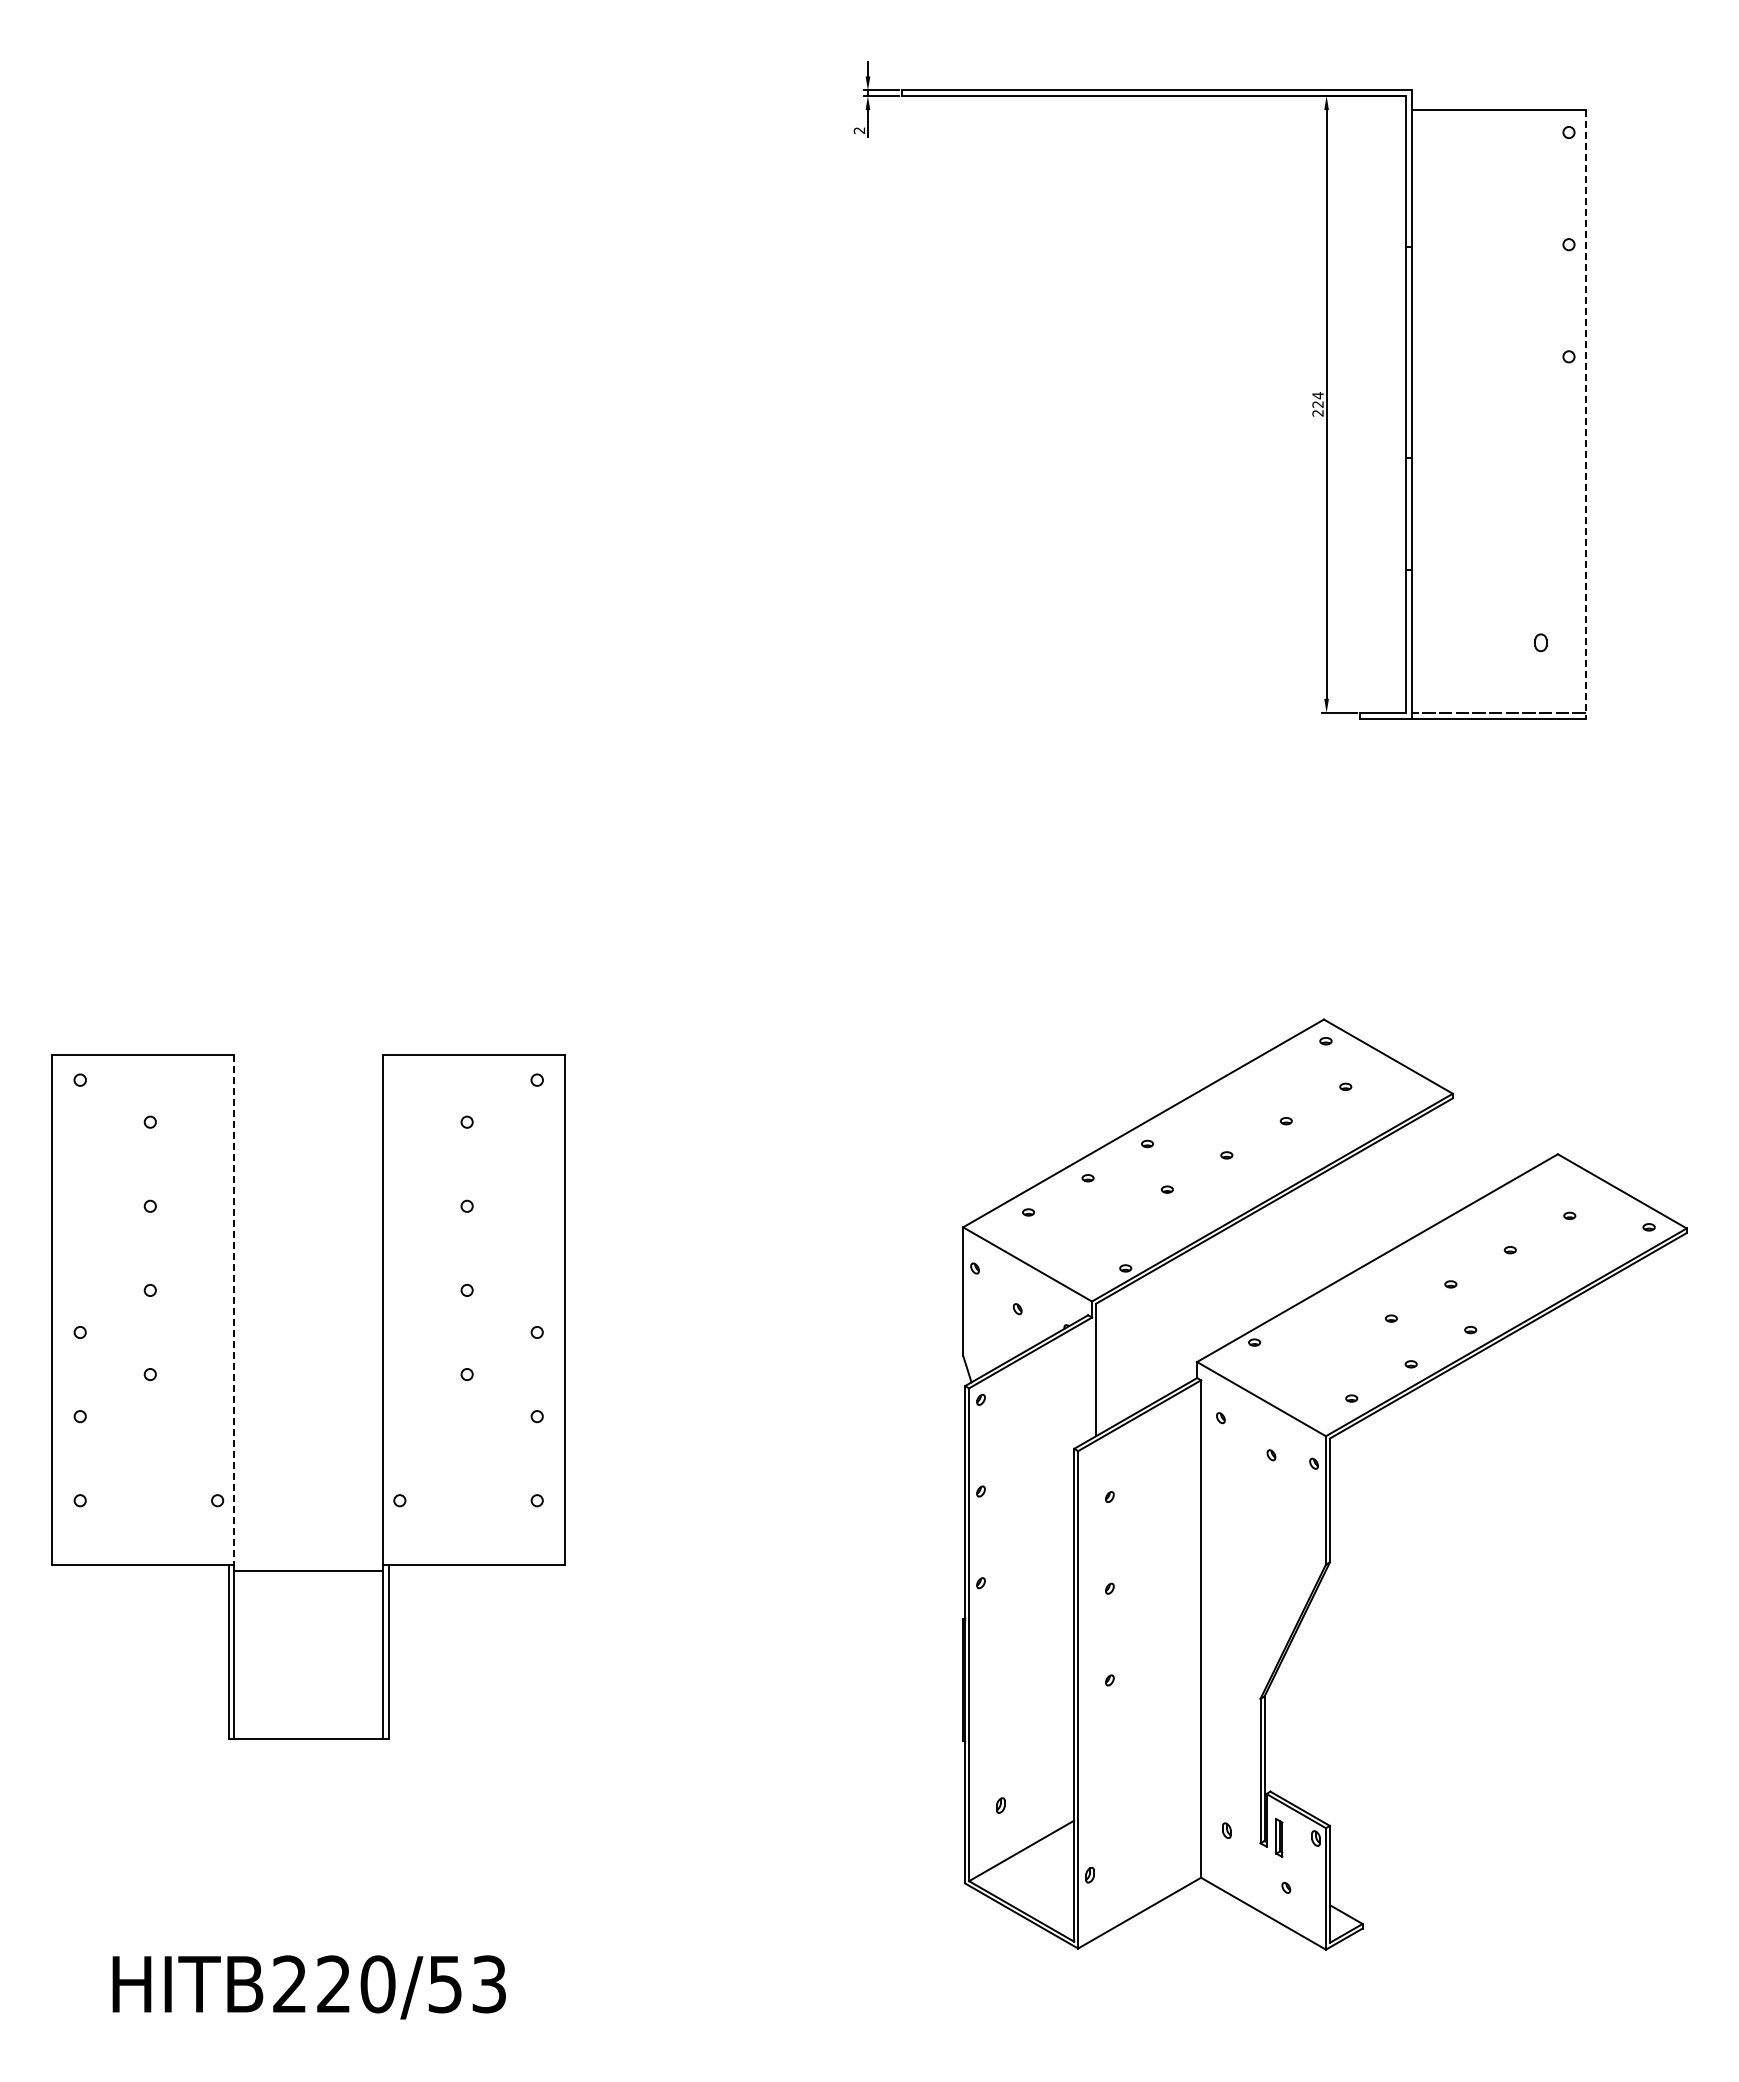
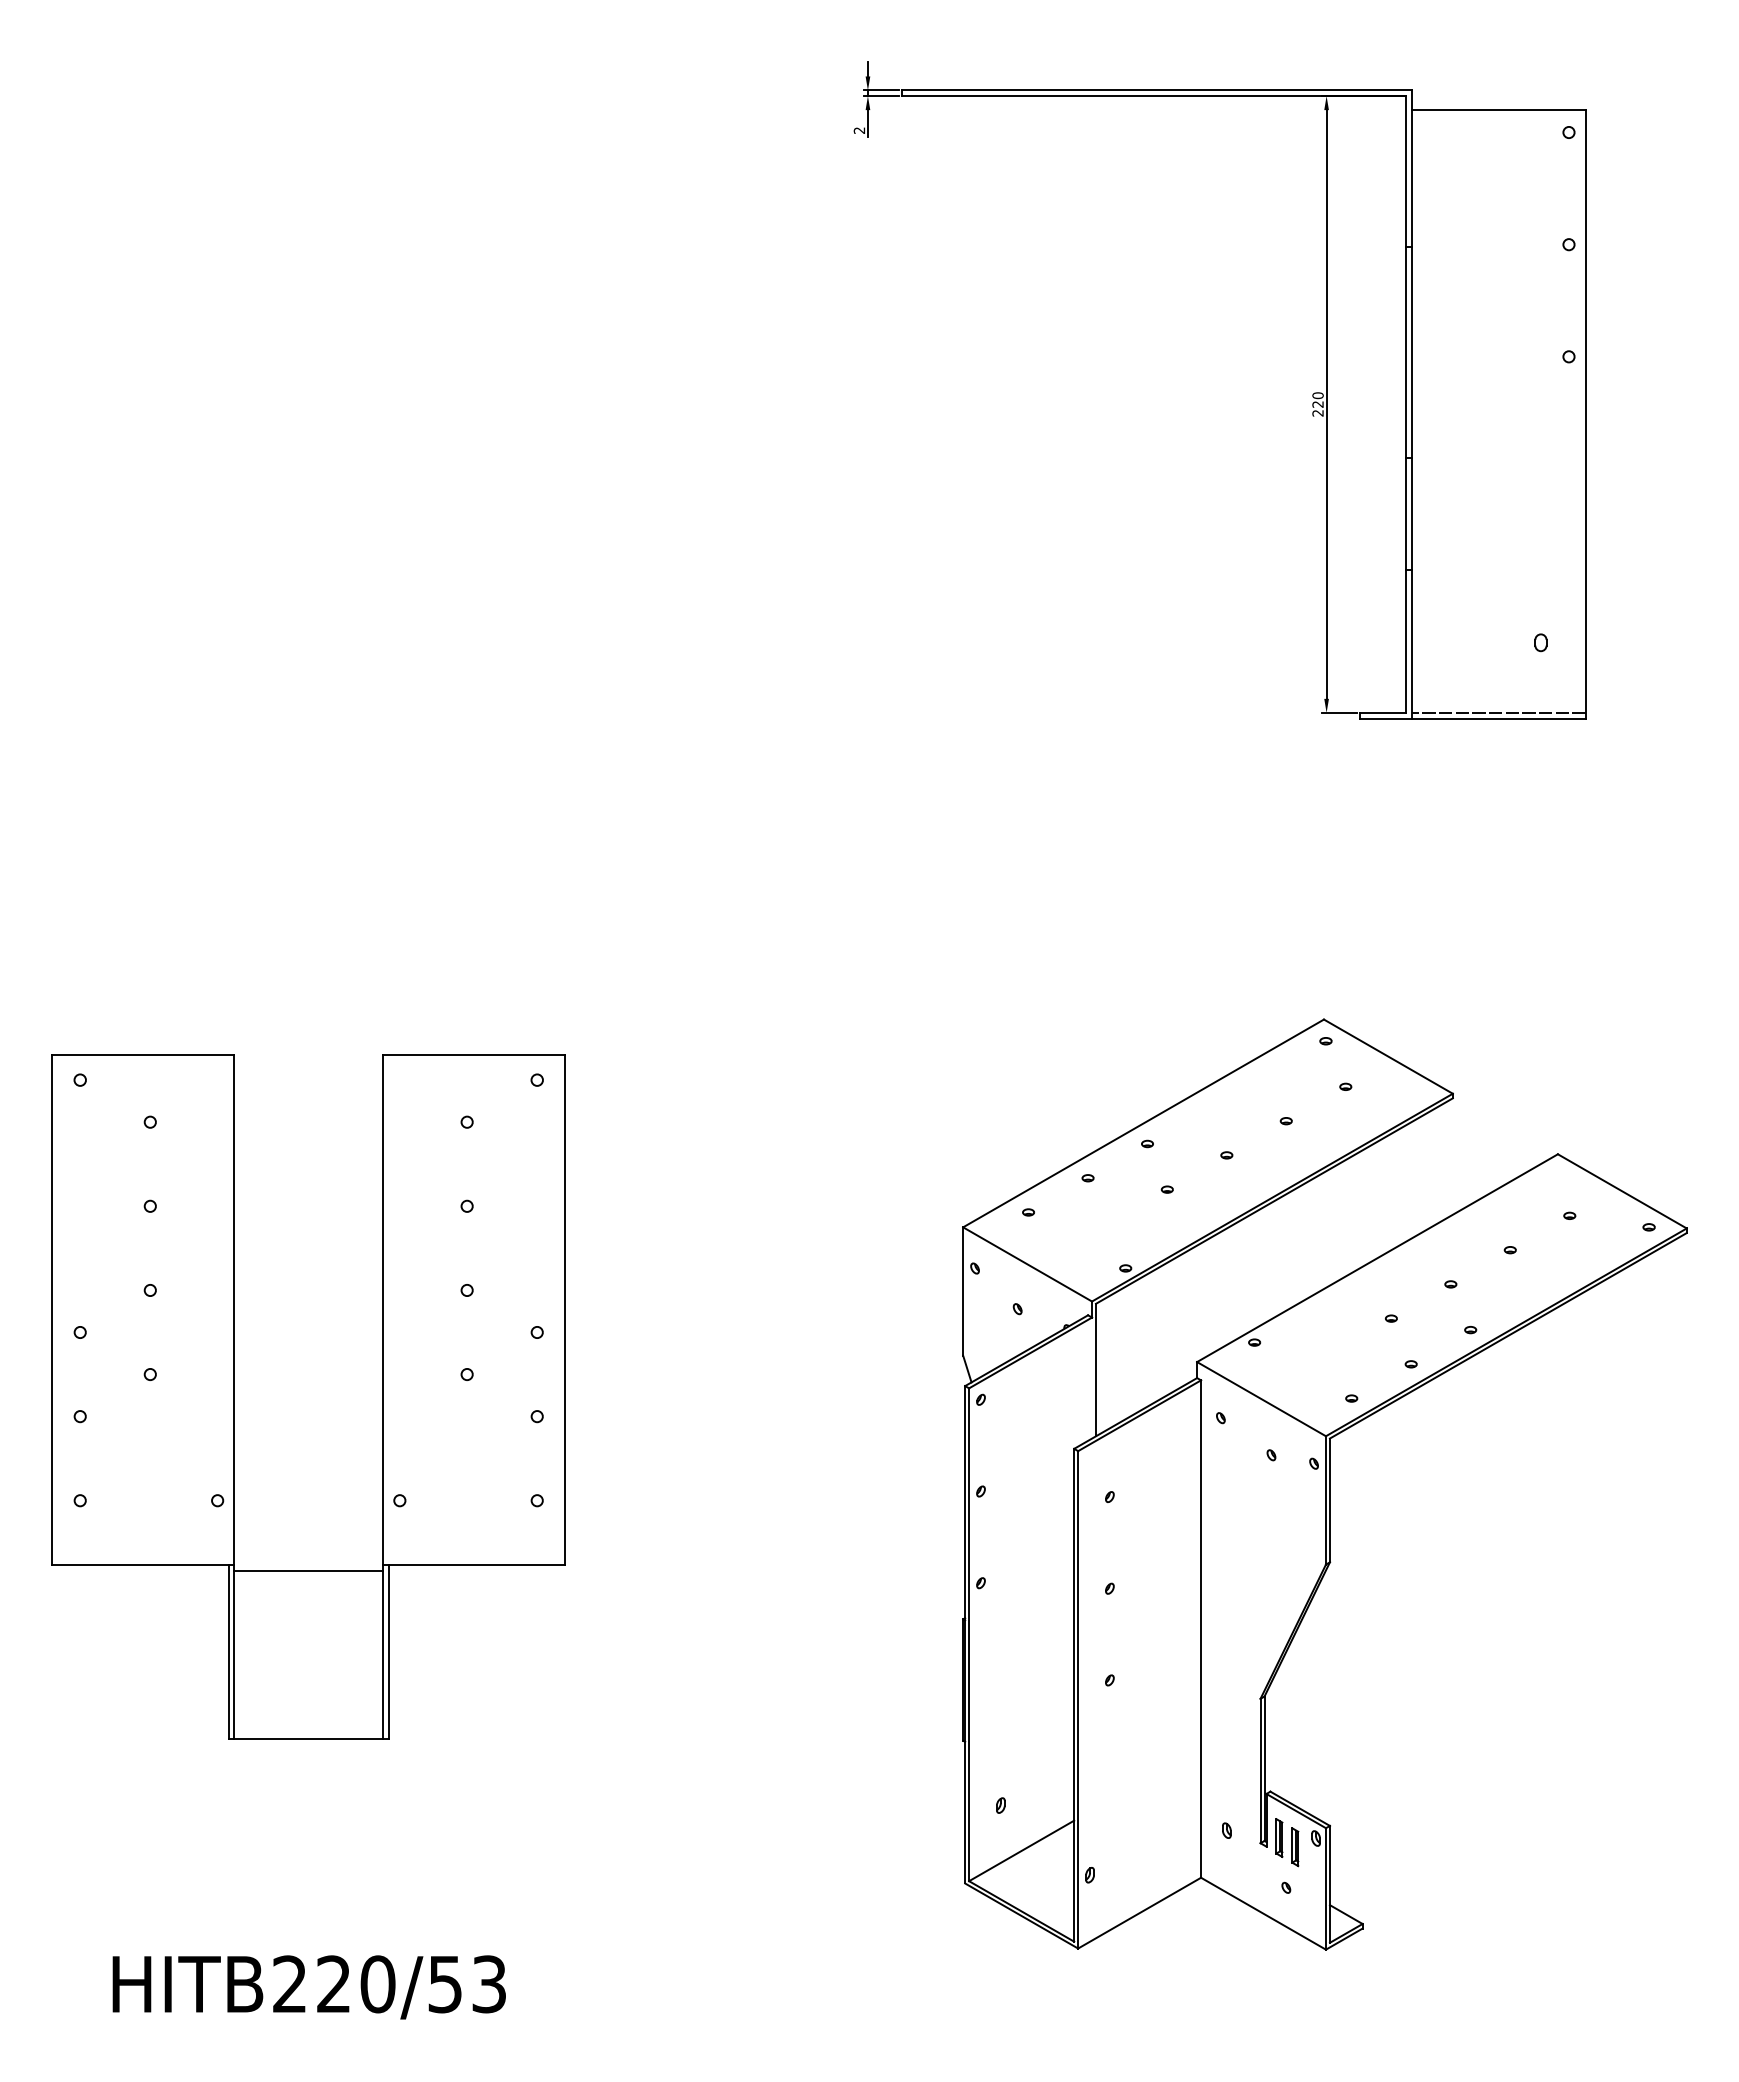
text: 224 -> 220 (1317, 395)
line: dashed -> solid (1585, 414)
line: dashed -> solid (234, 1310)
part: none -> present (1295, 1847)
